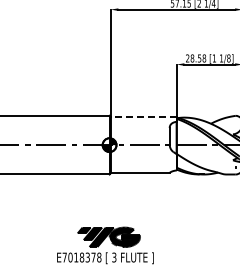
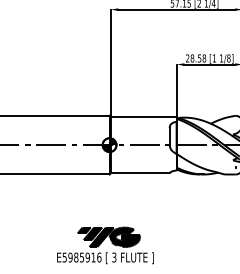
line: dashed -> solid (143, 117)
text: E7018378 -> E5985916 (81, 257)
